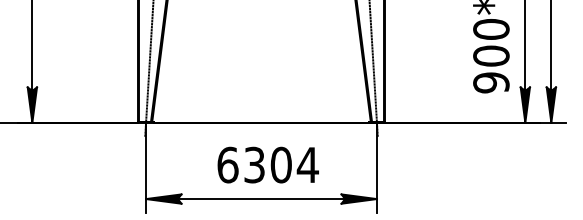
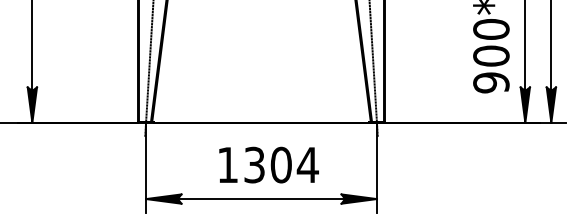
text: 6304 -> 1304 (227, 164)
